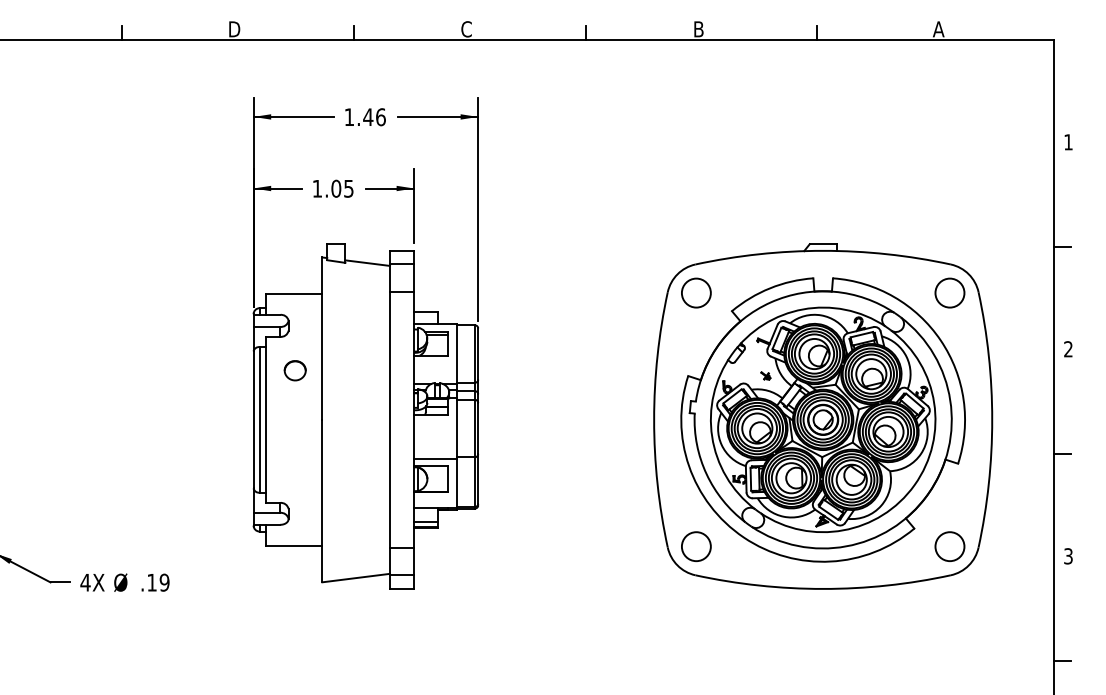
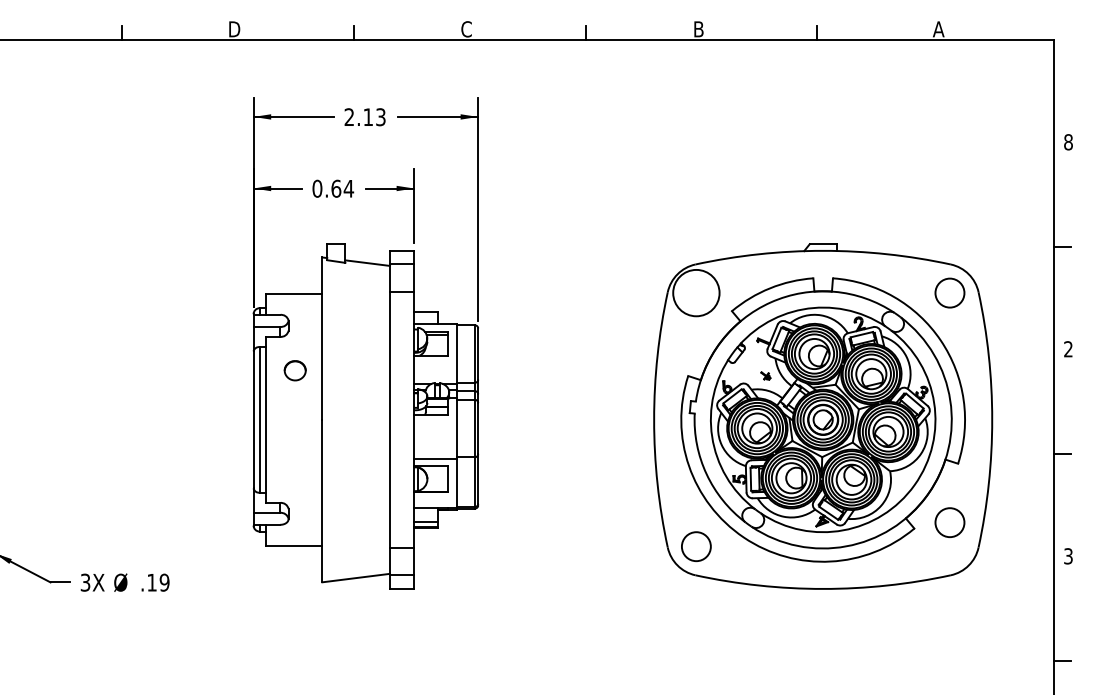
text: 1.46 -> 2.13 (364, 117)
text: 1 -> 8 (1068, 142)
text: 1.05 -> 0.64 (333, 188)
circle diameter: 29 px -> 46 px (696, 292)
circle position: (949, 546) -> (949, 522) (949, 522)
text: 4X -> 3X (85, 582)
